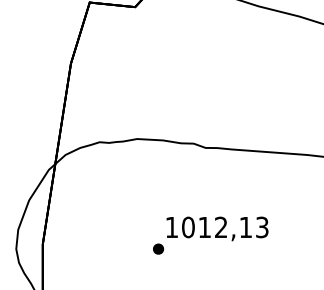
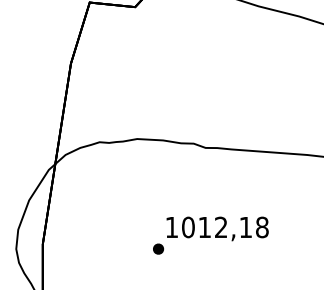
text: 1012,13 -> 1012,18 (262, 227)
